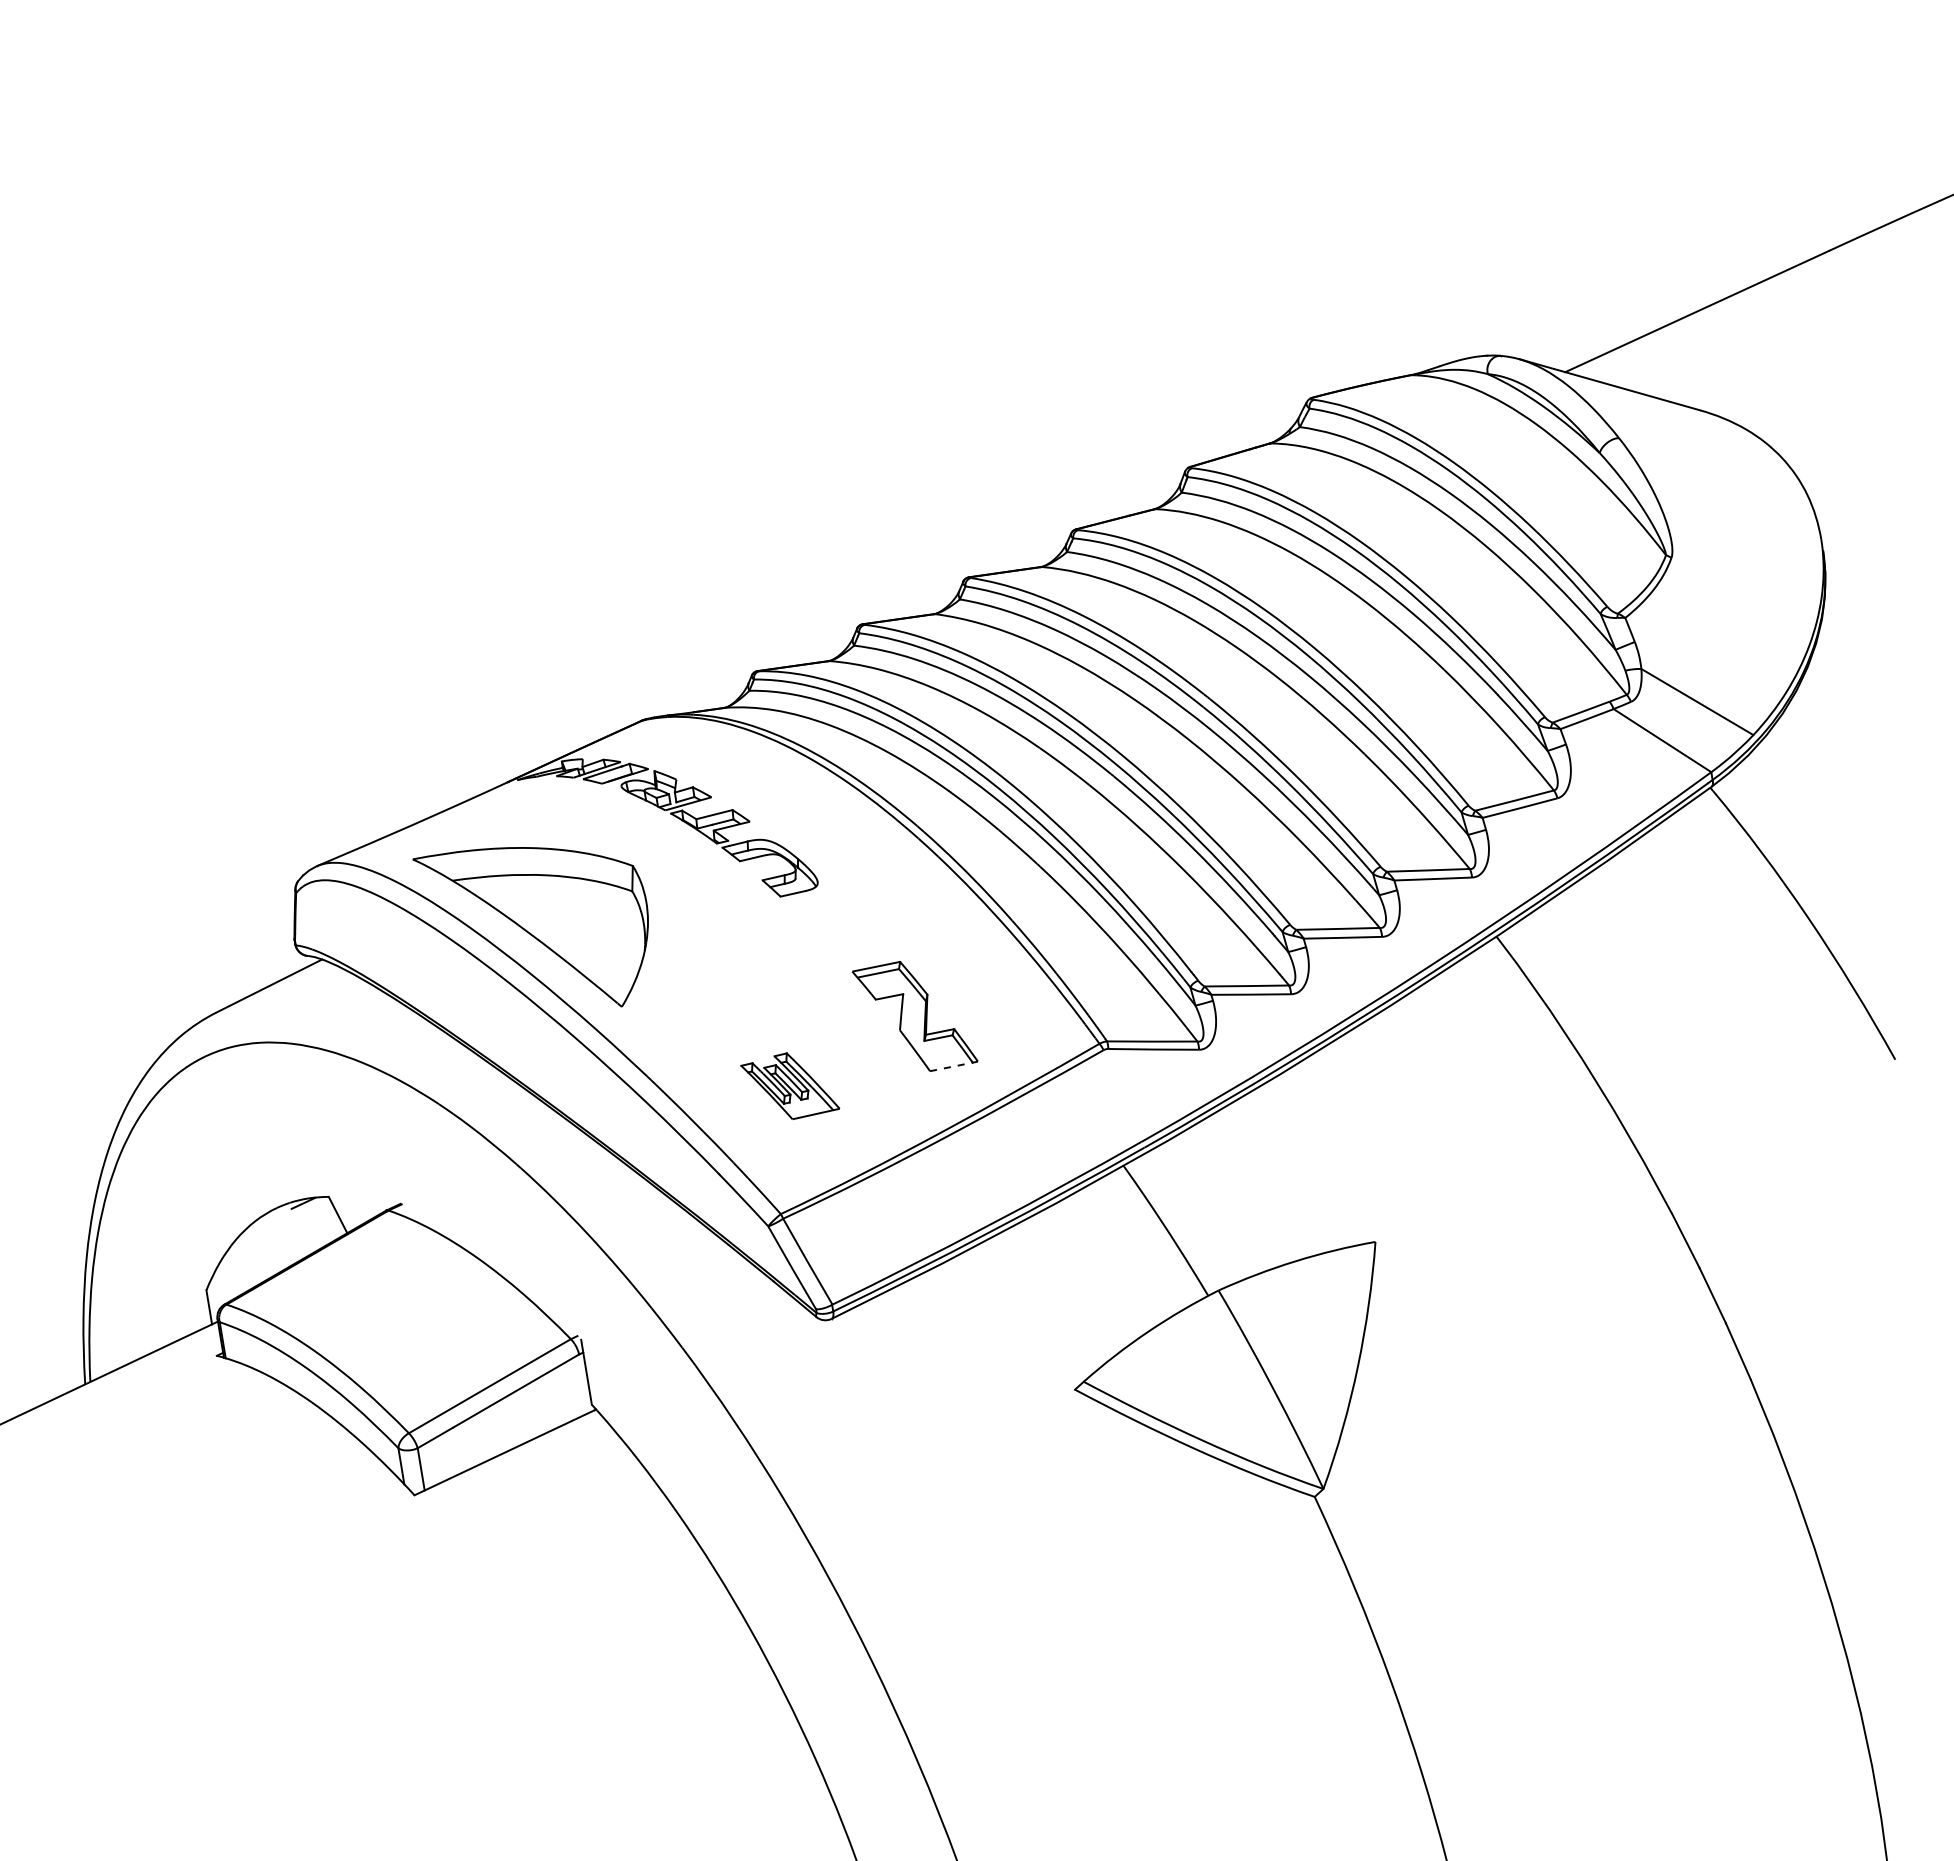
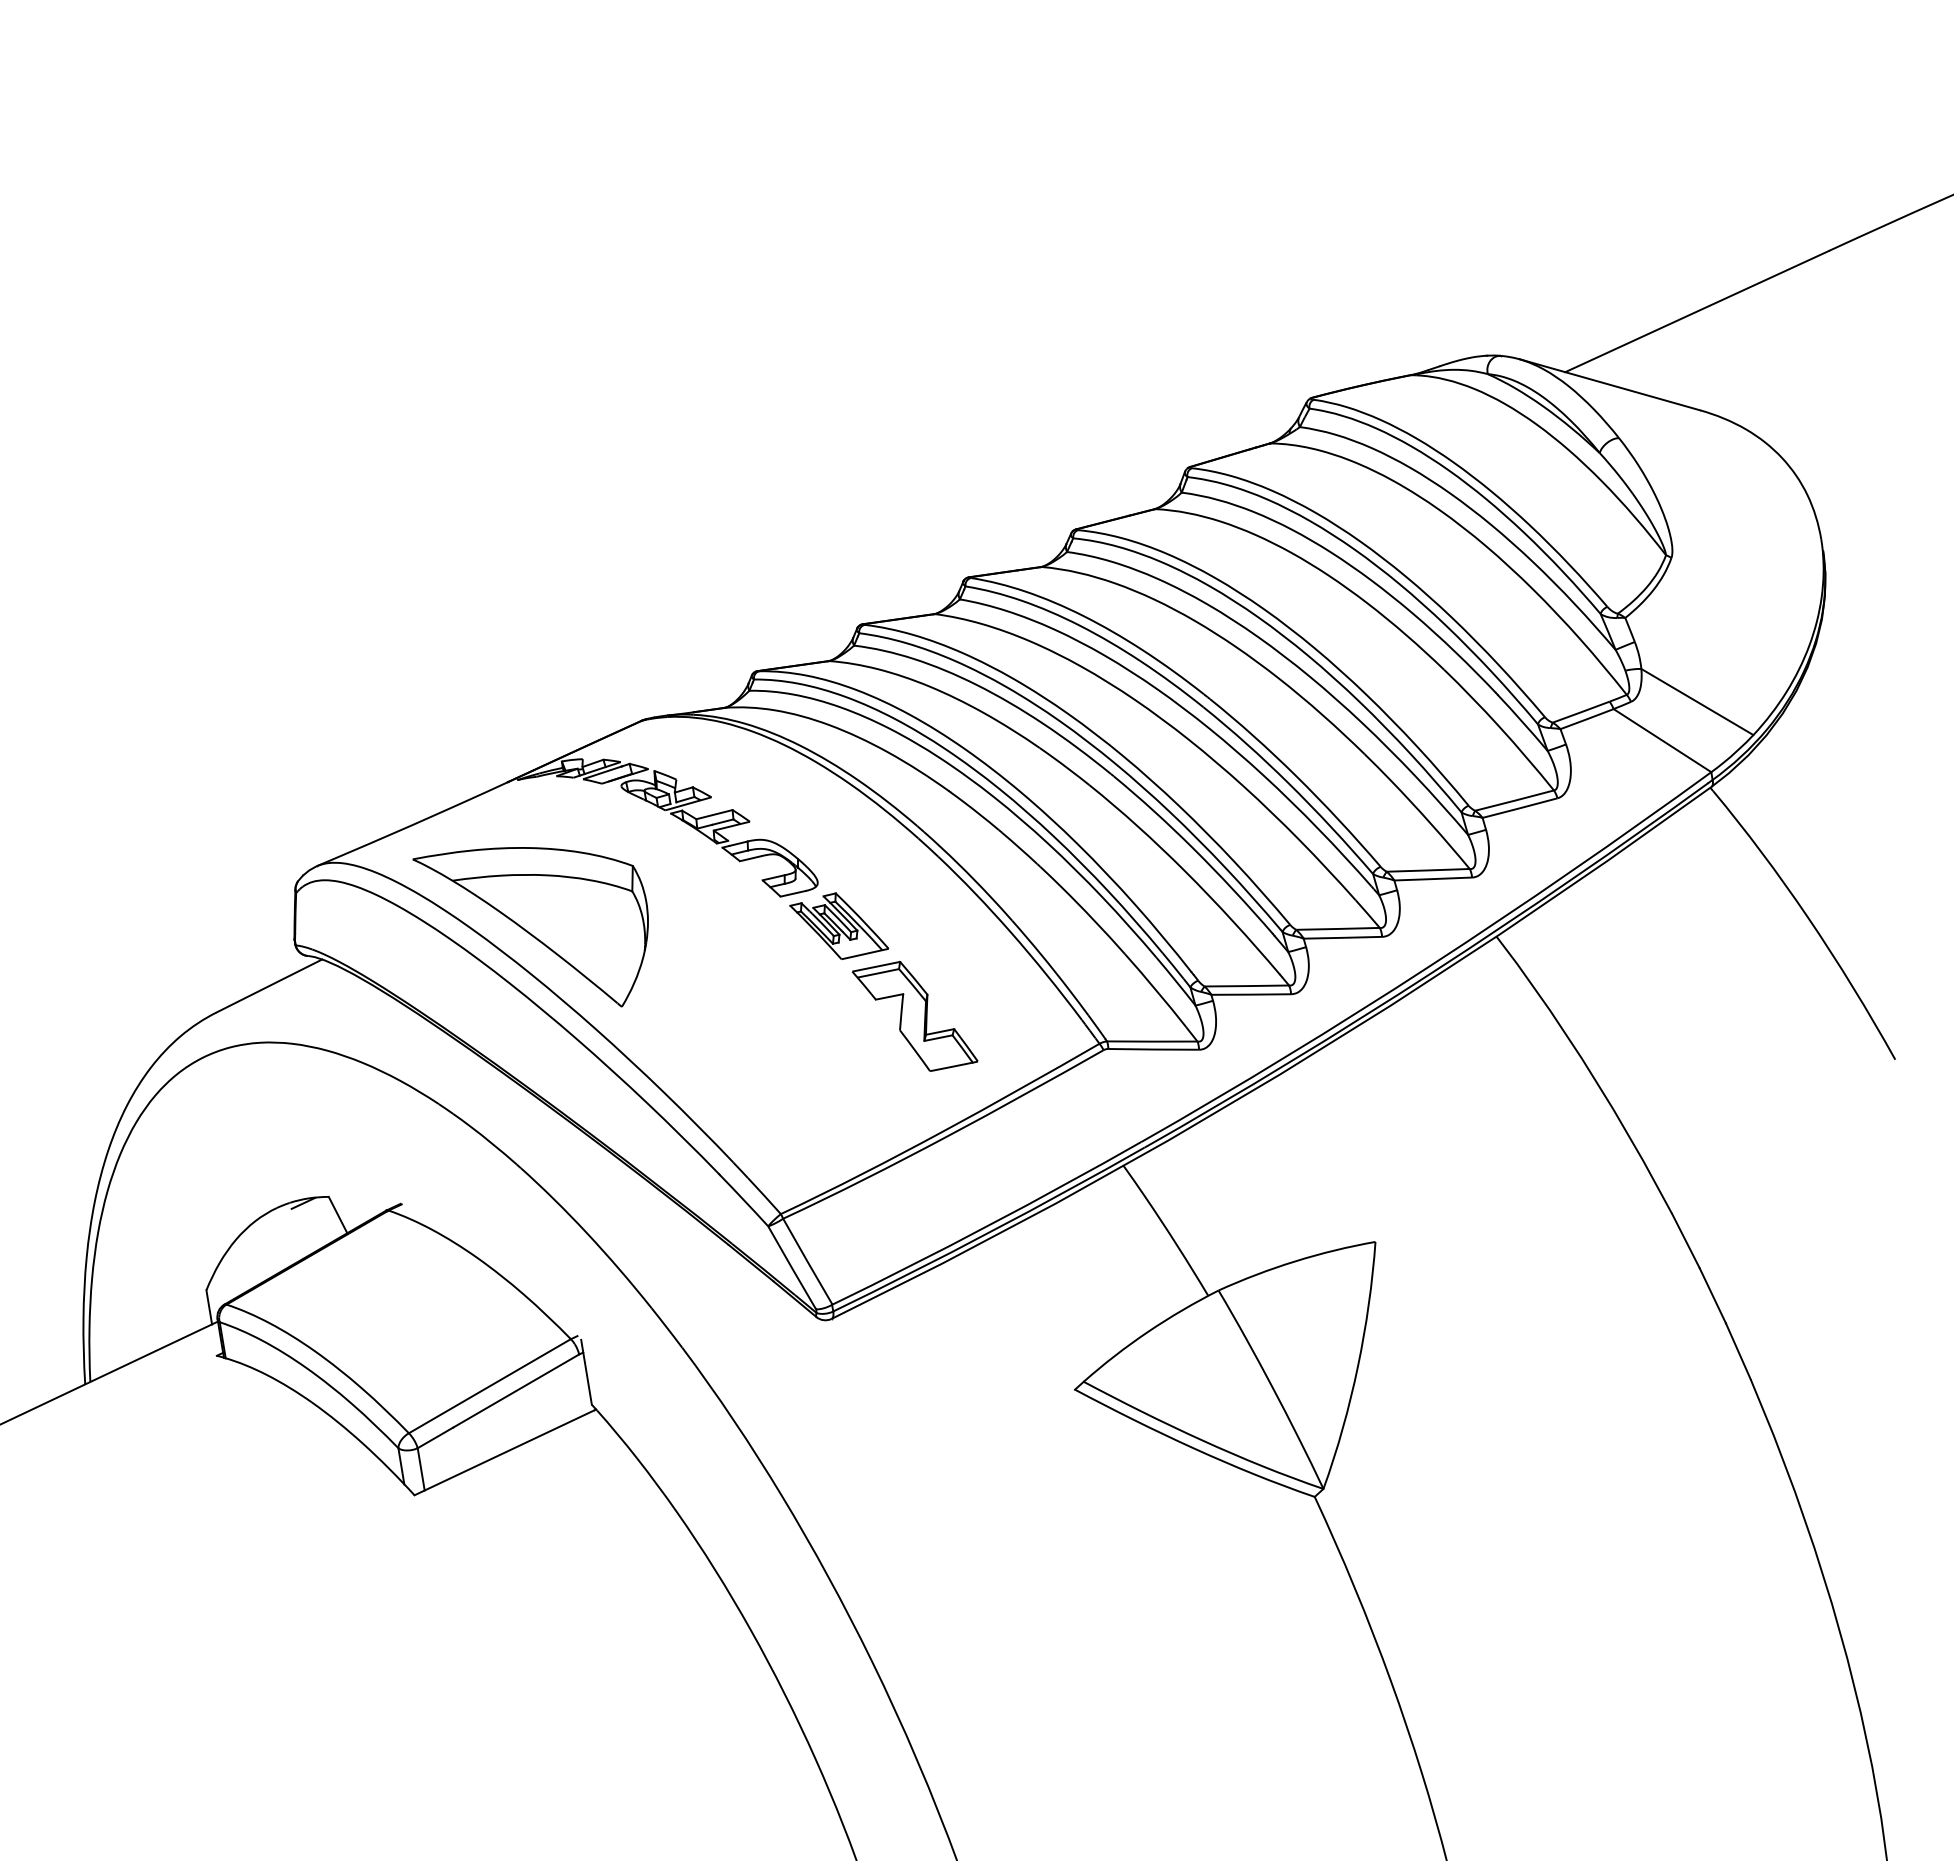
arc: dashed -> solid (954, 1066)
part position: (790, 1085) -> (839, 925) (839, 925)
